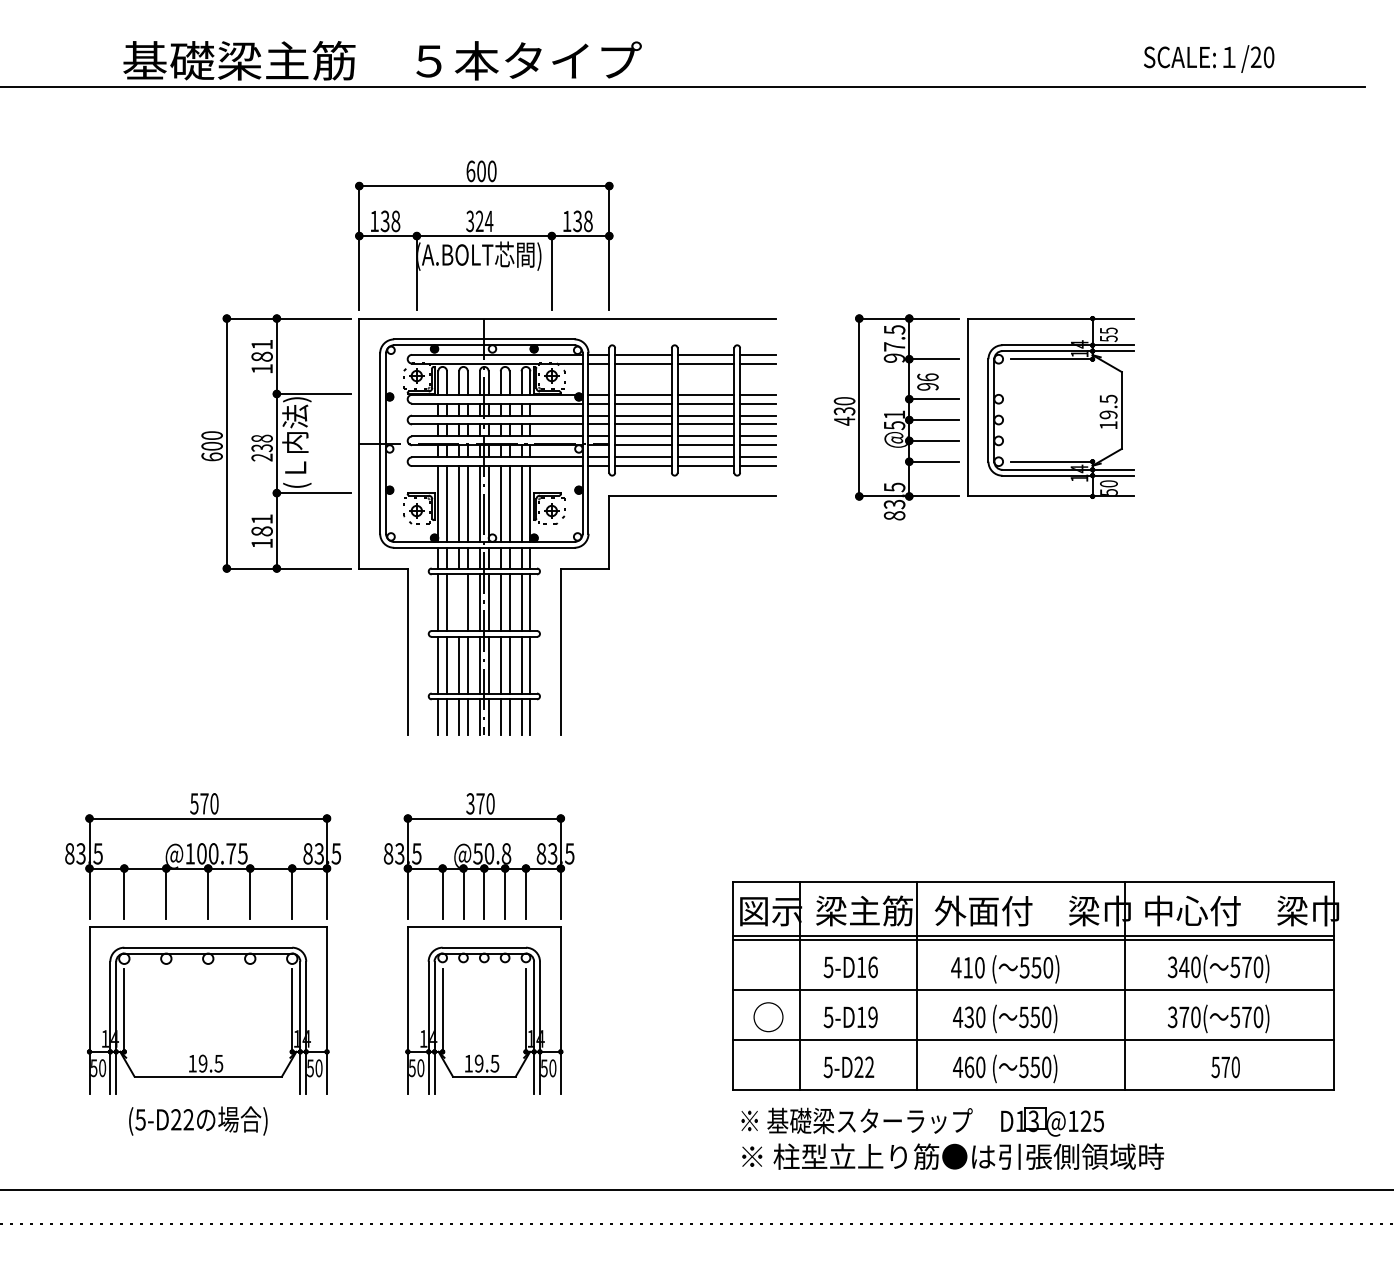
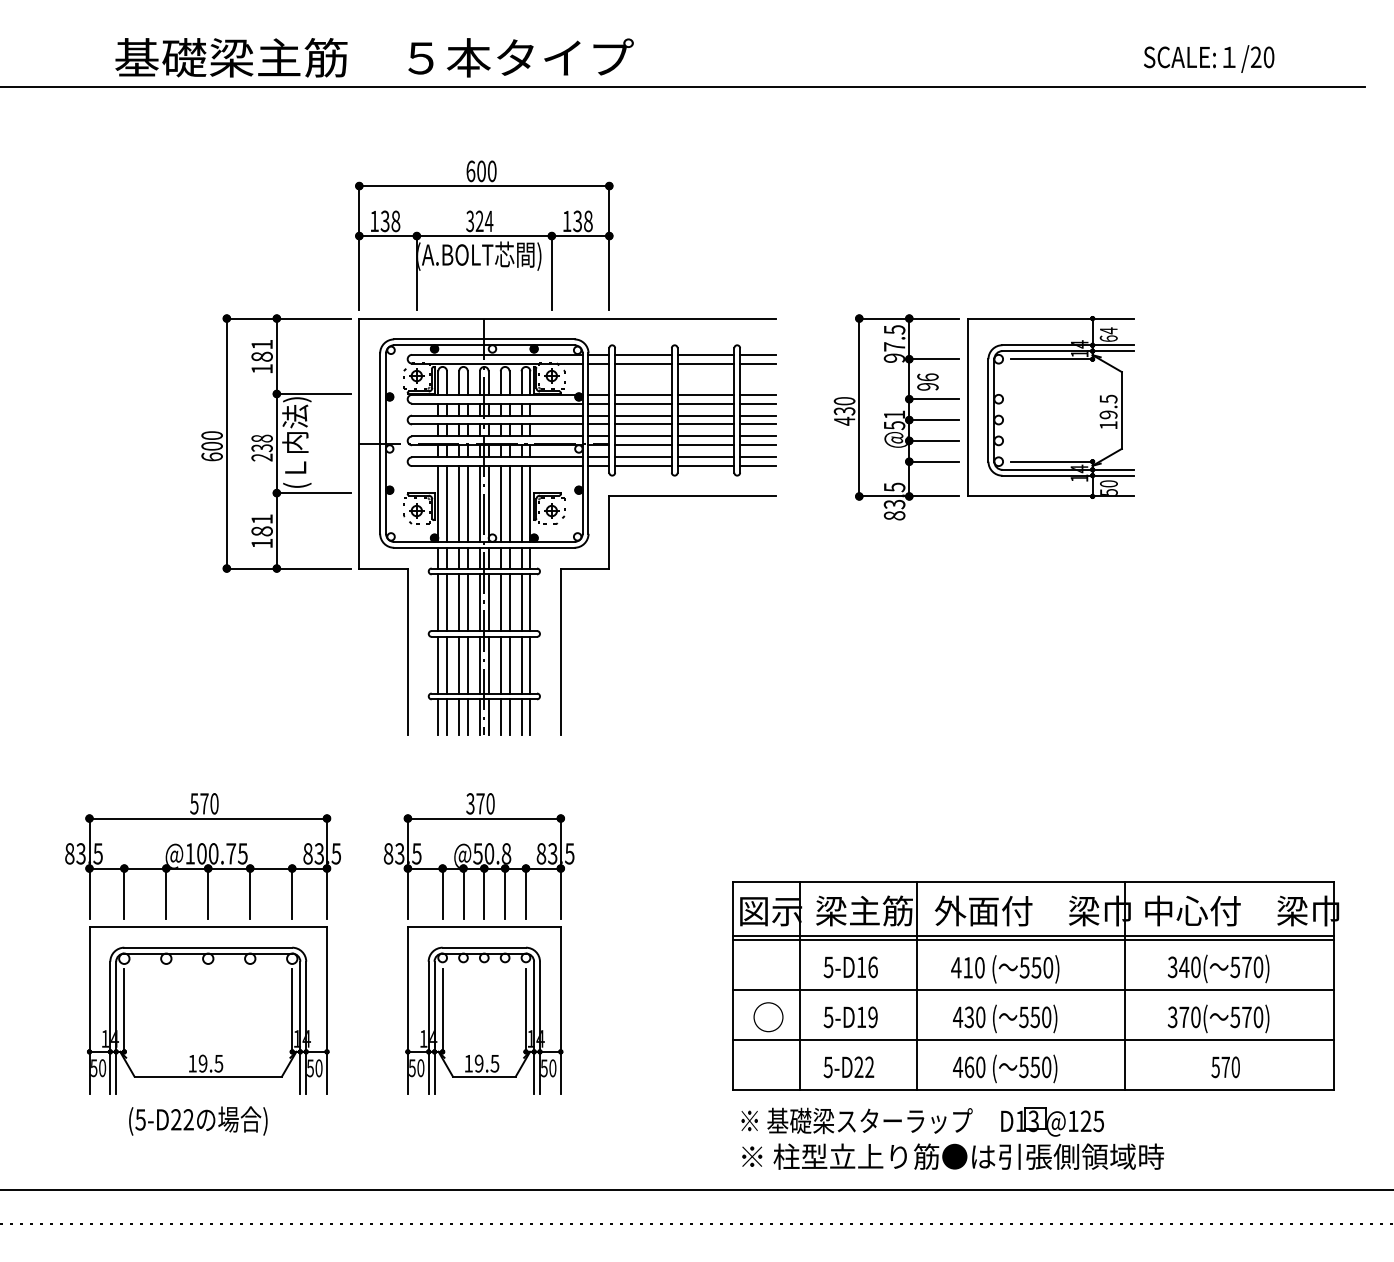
text position: (382, 60) -> (374, 57) (374, 57)
text: 55 -> 64 (1108, 334)
line: none -> present (459, 602)
